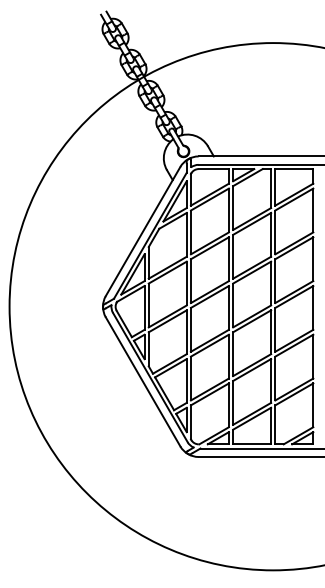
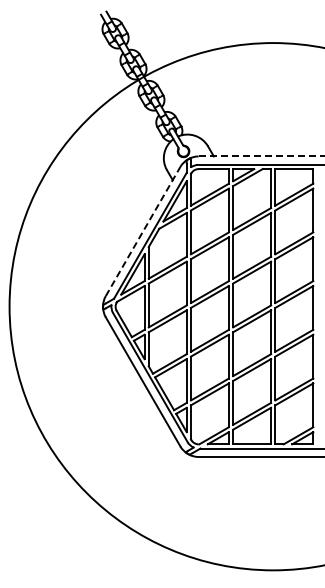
line: solid -> dashed (262, 156)
line: solid -> dashed (143, 231)
